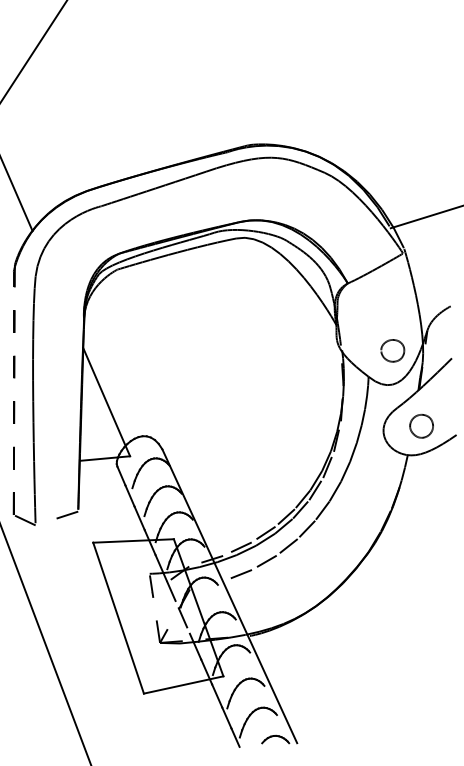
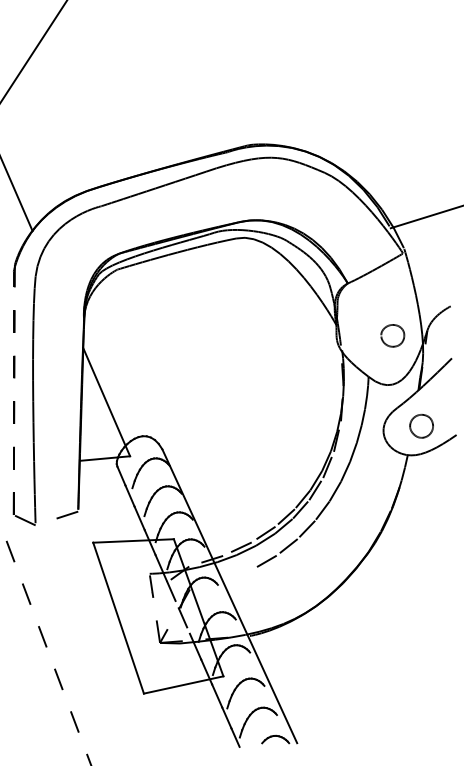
part position: (392, 350) -> (392, 335) (392, 335)
line: present -> none (237, 575)
line: solid -> dashed (45, 644)
